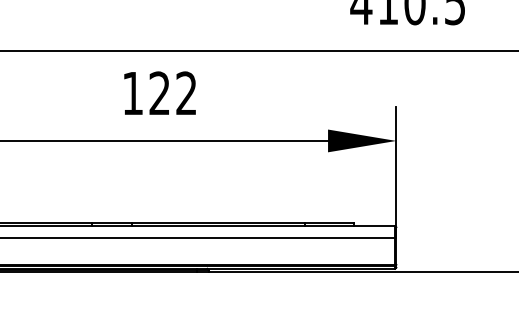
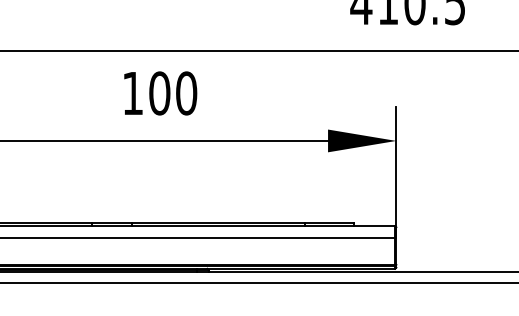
text: 122 -> 100 (173, 93)
line: none -> present (258, 283)
